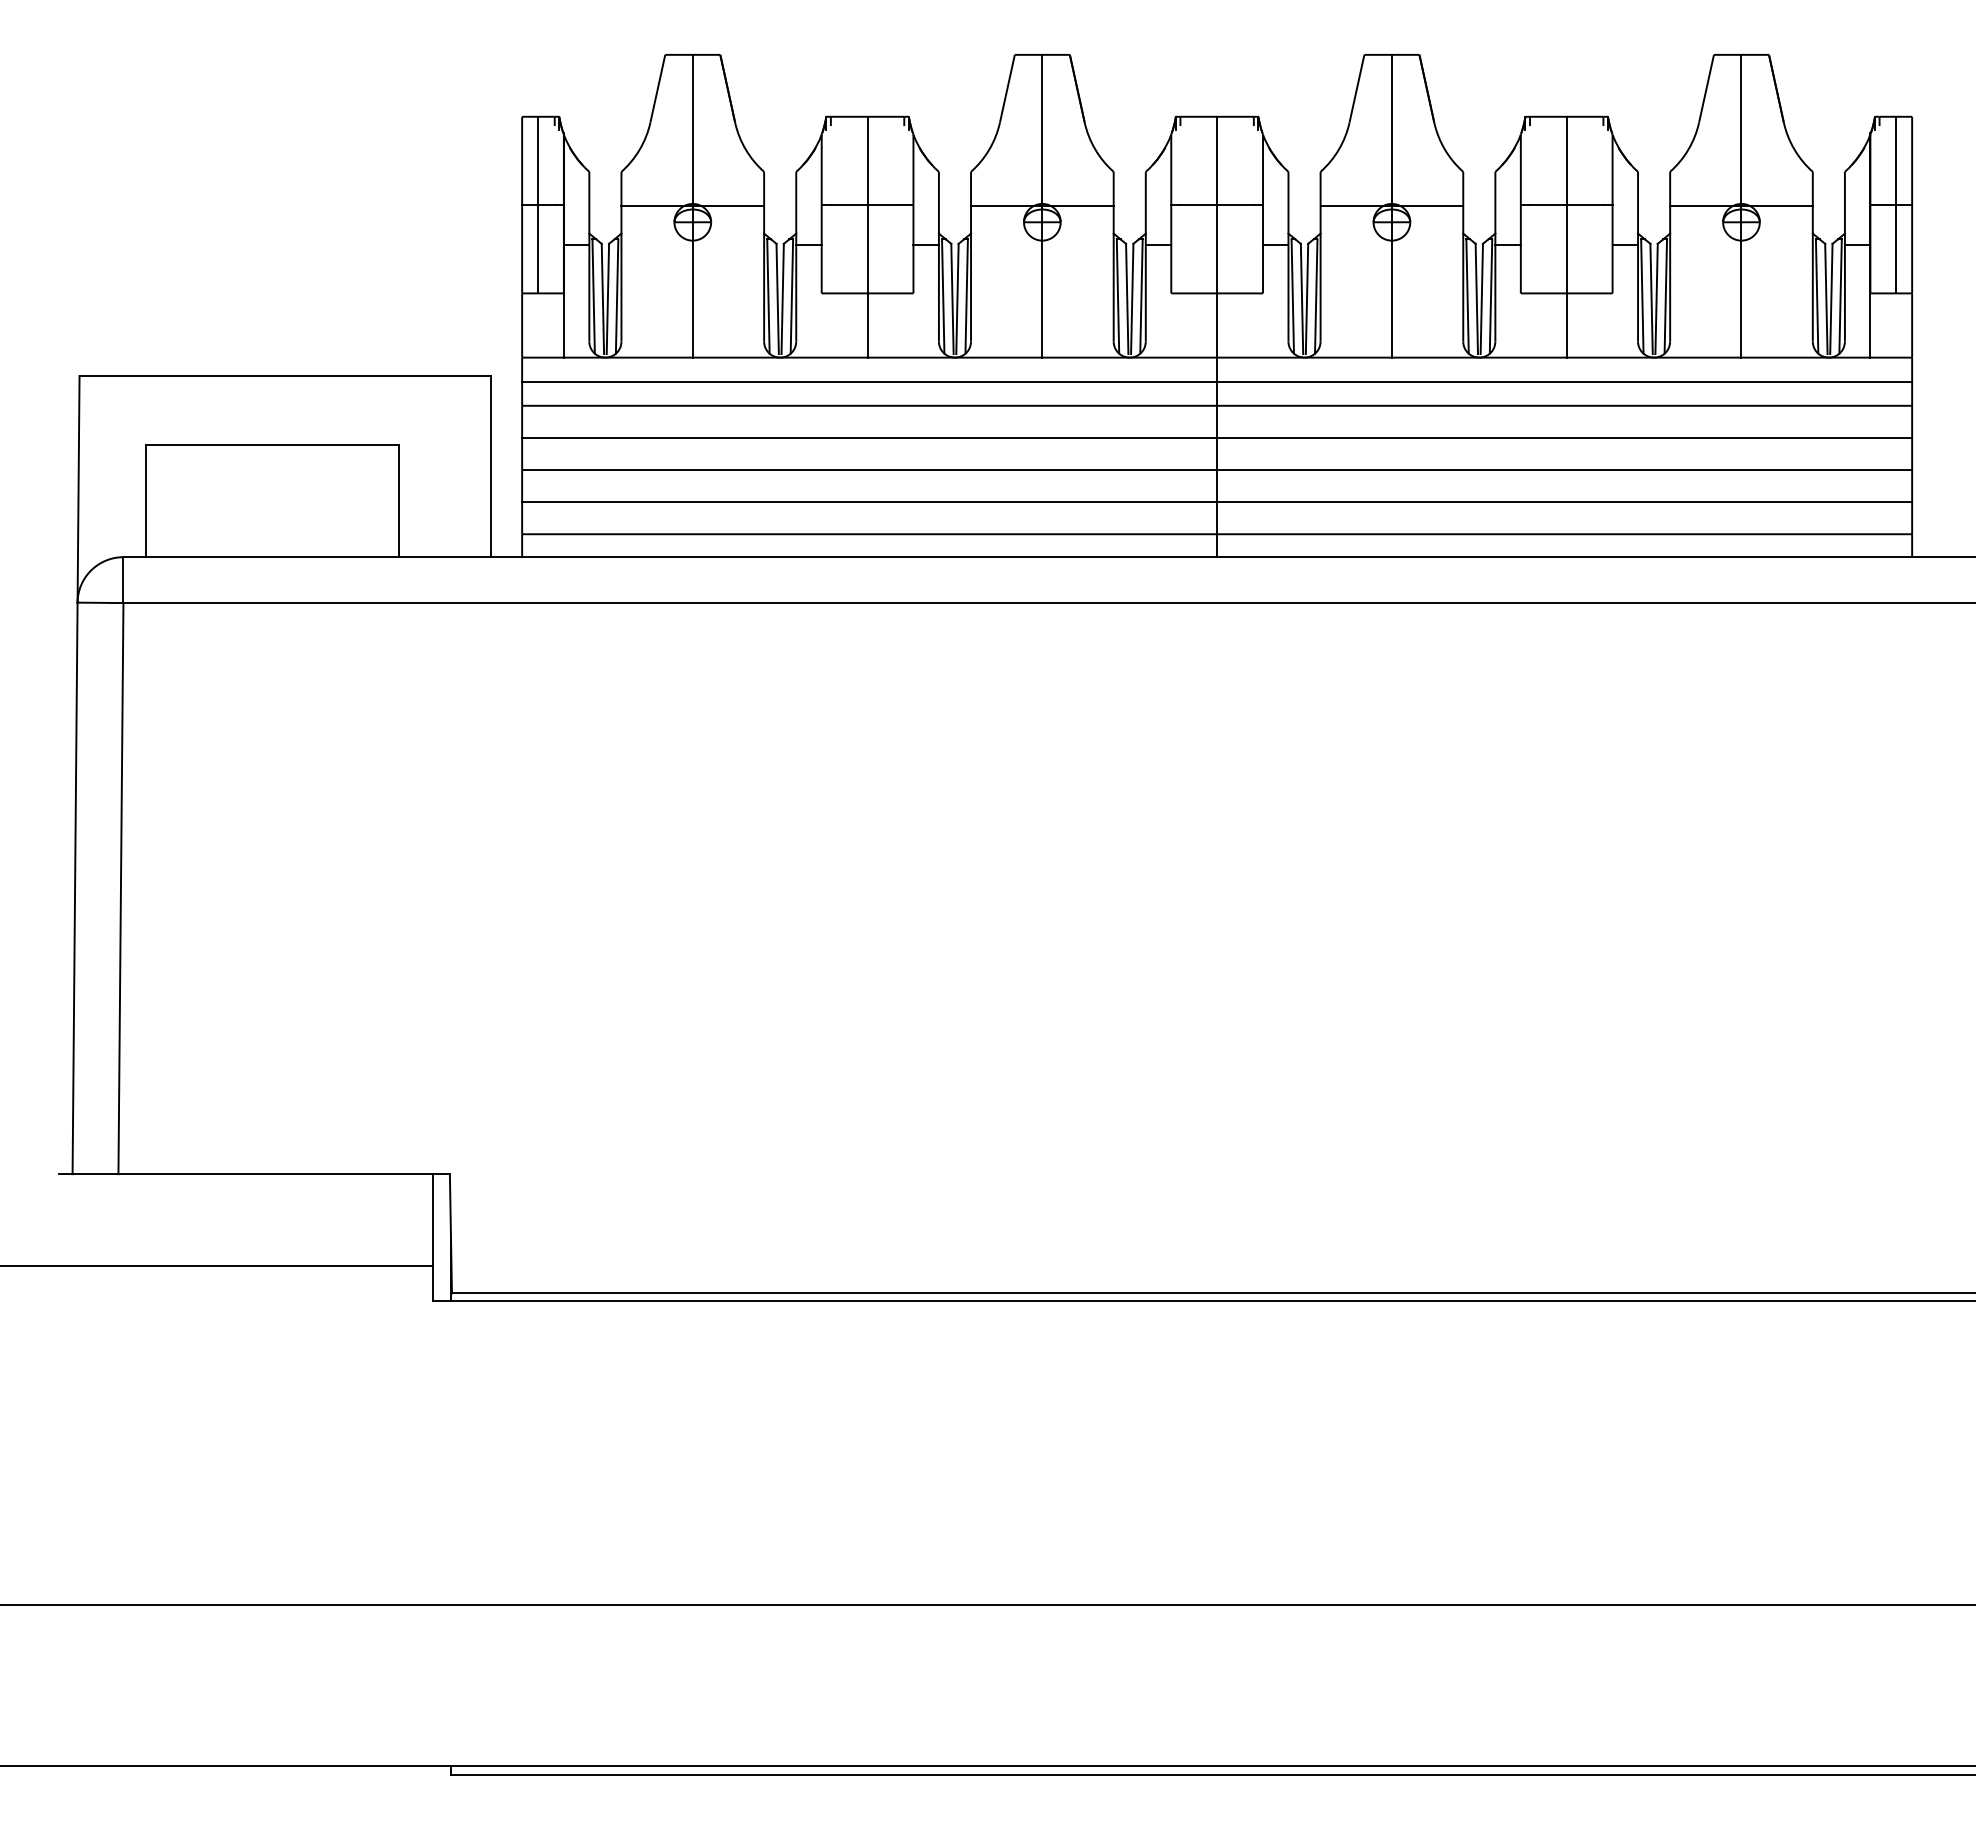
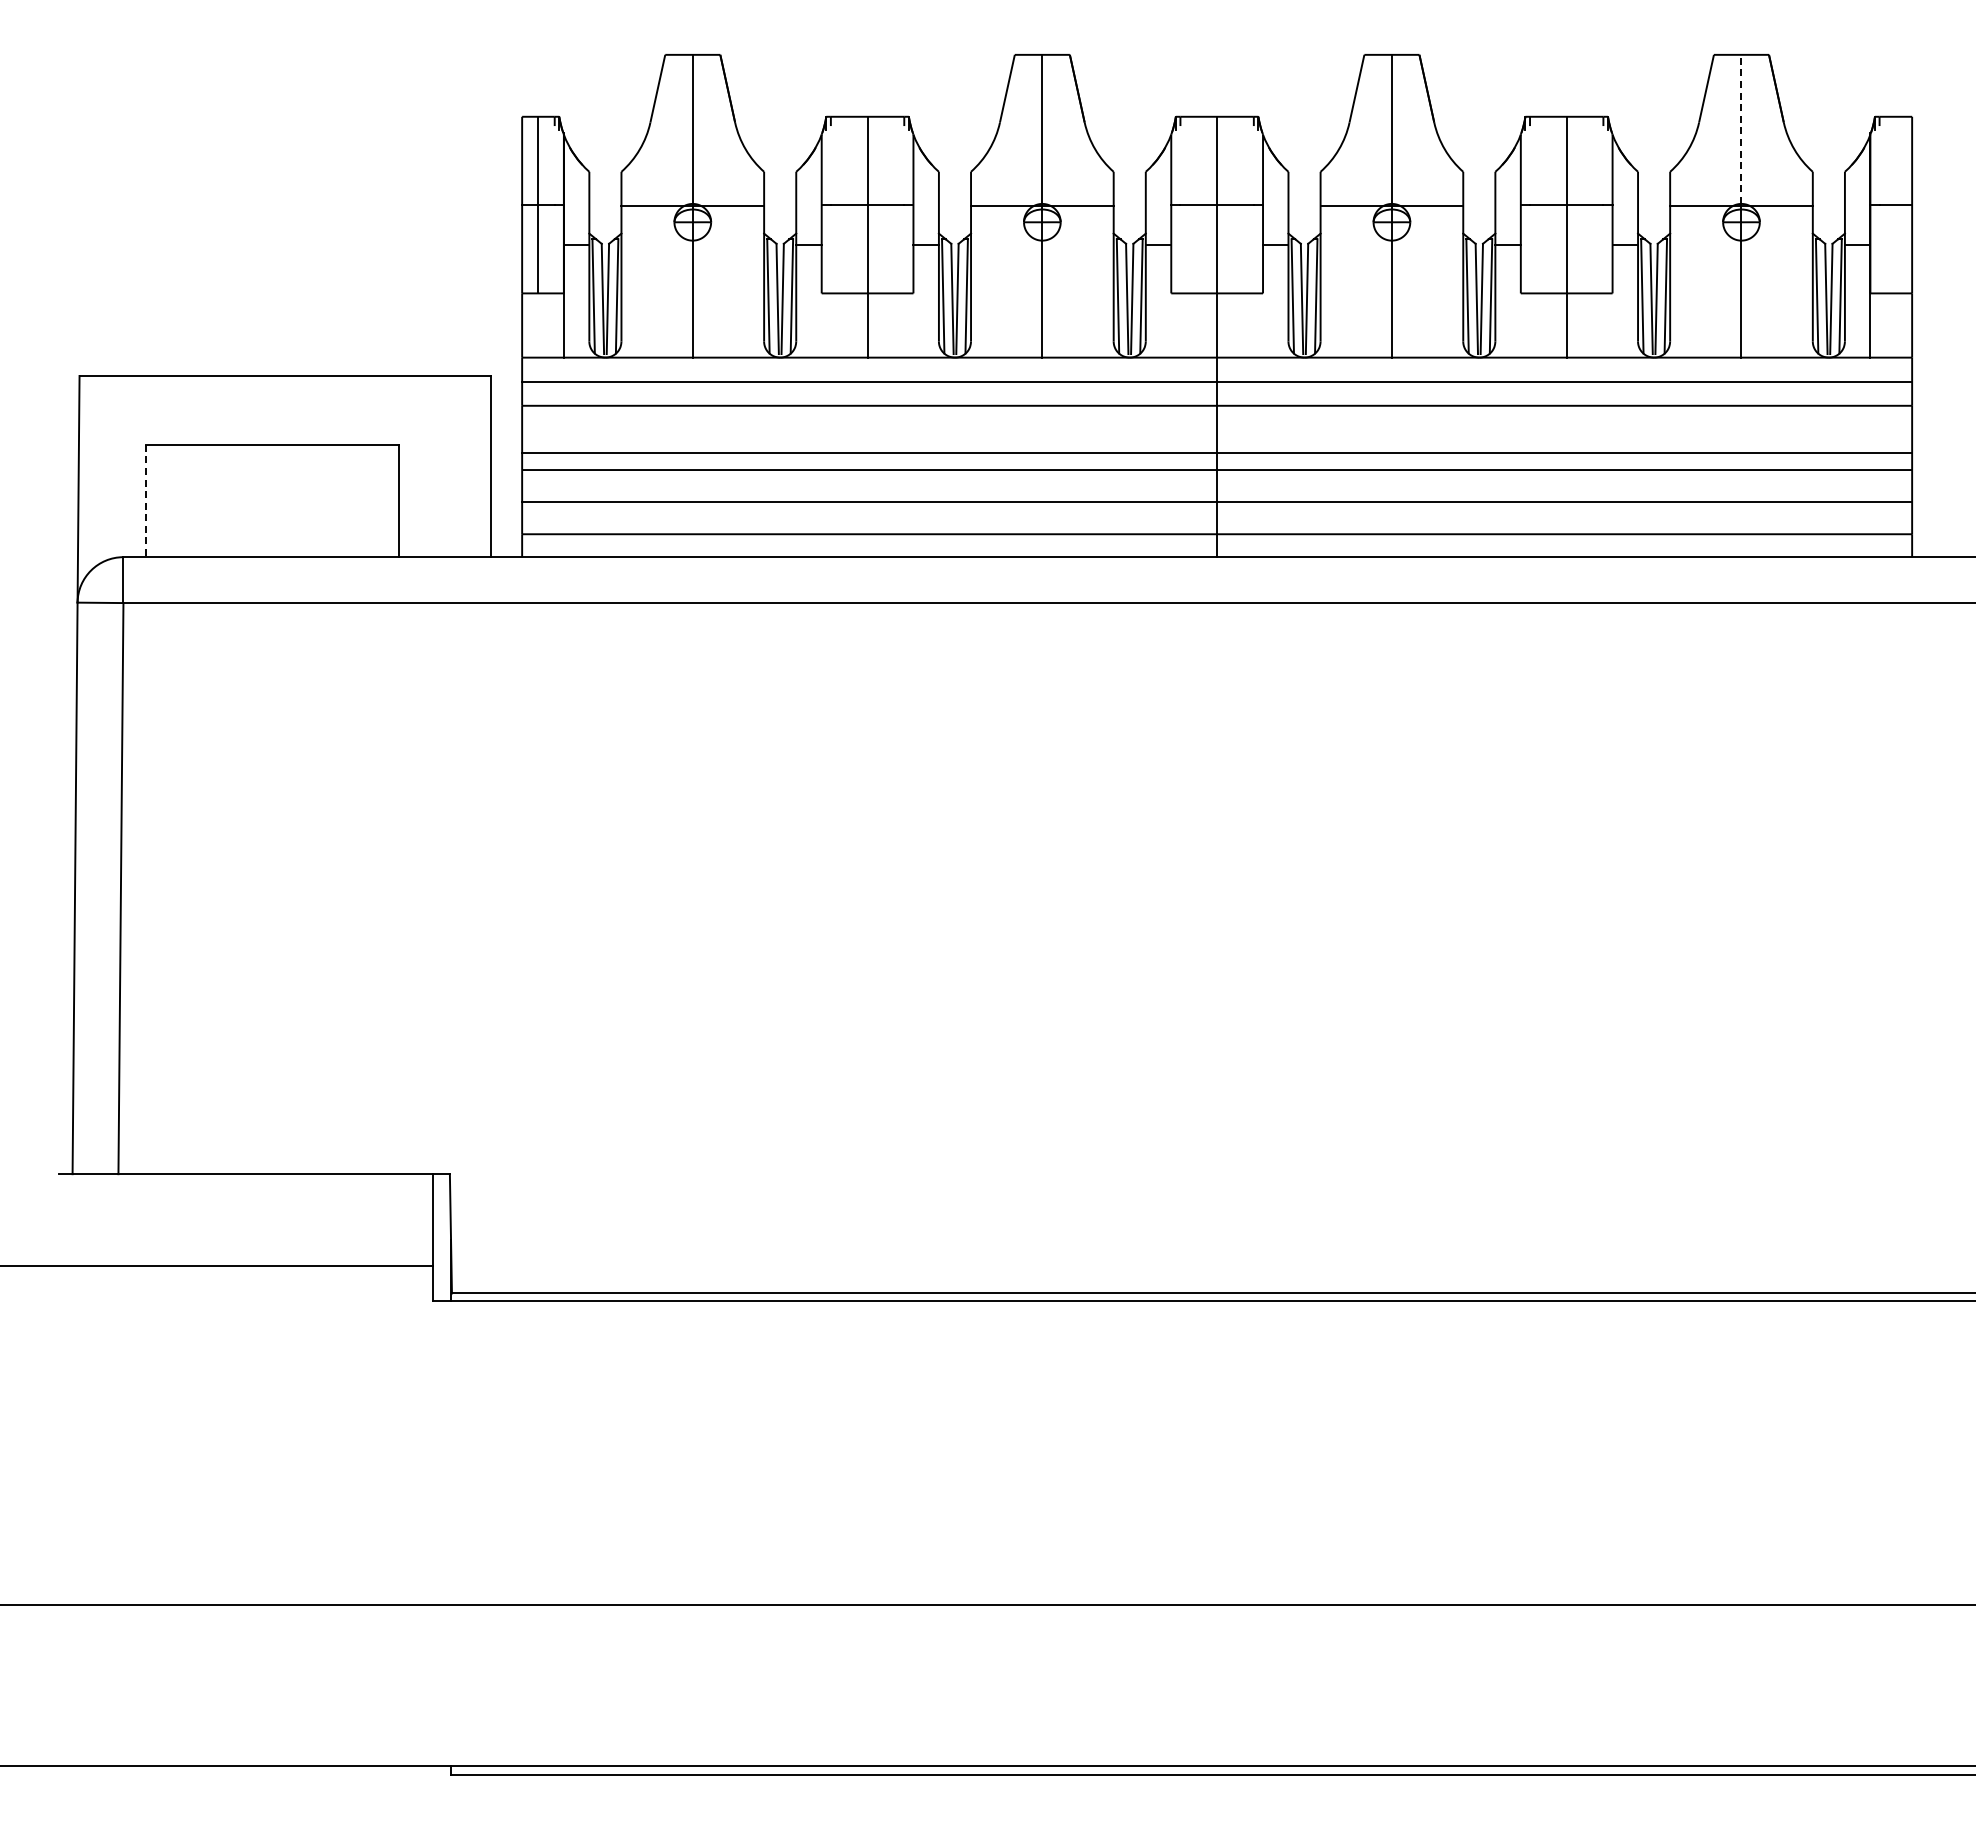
line: solid -> dashed (1741, 129)
line: present -> none (1895, 204)
line position: (1217, 437) -> (1217, 452) (1217, 452)
line: solid -> dashed (146, 501)
